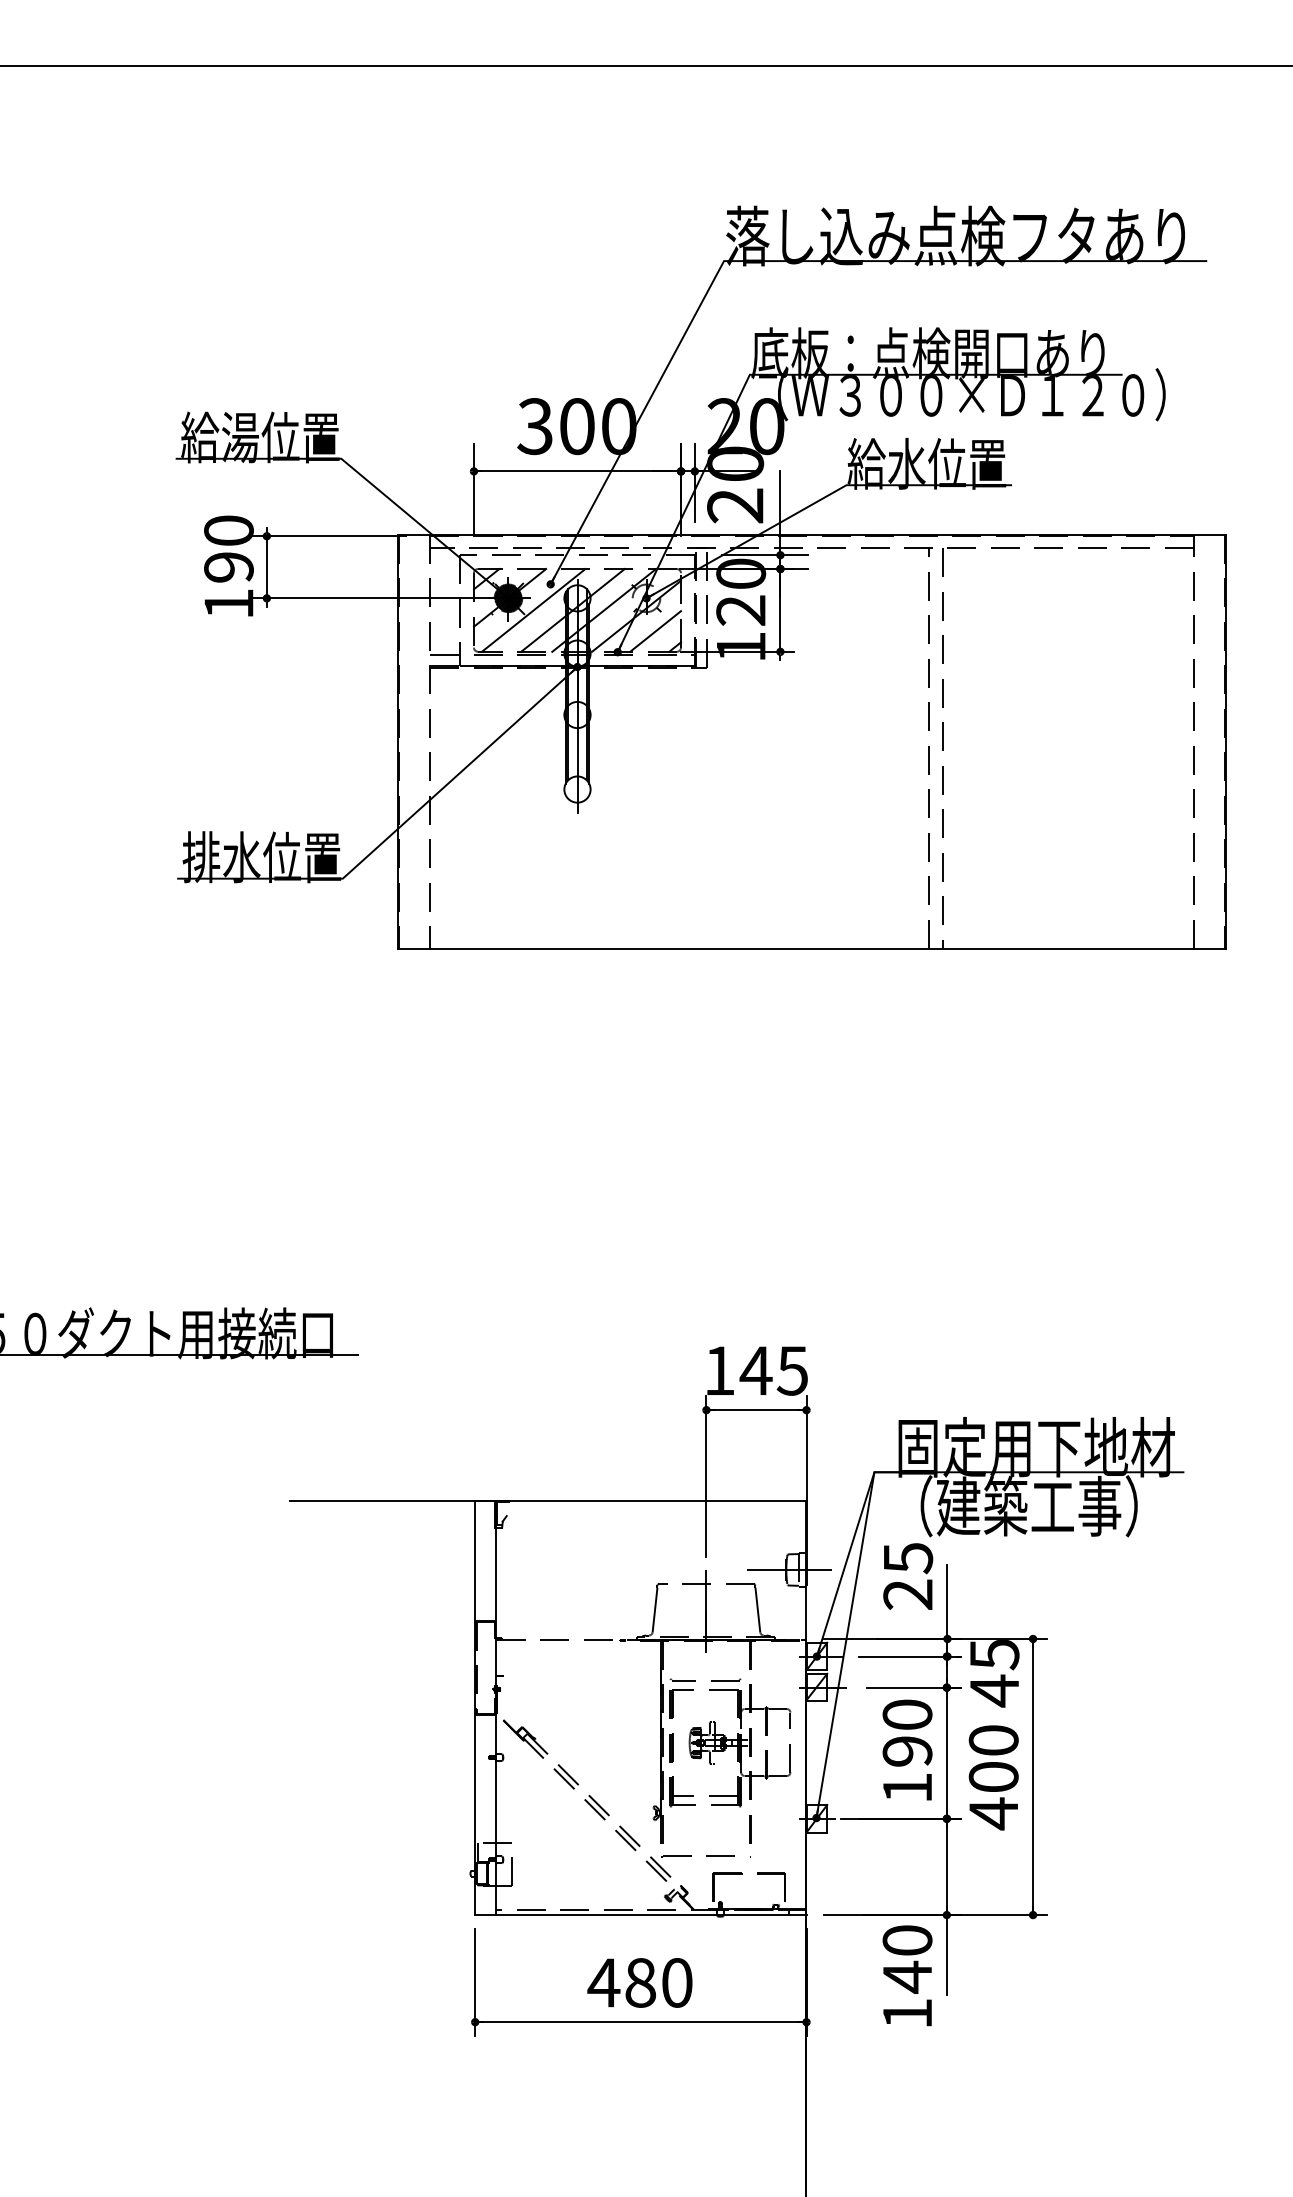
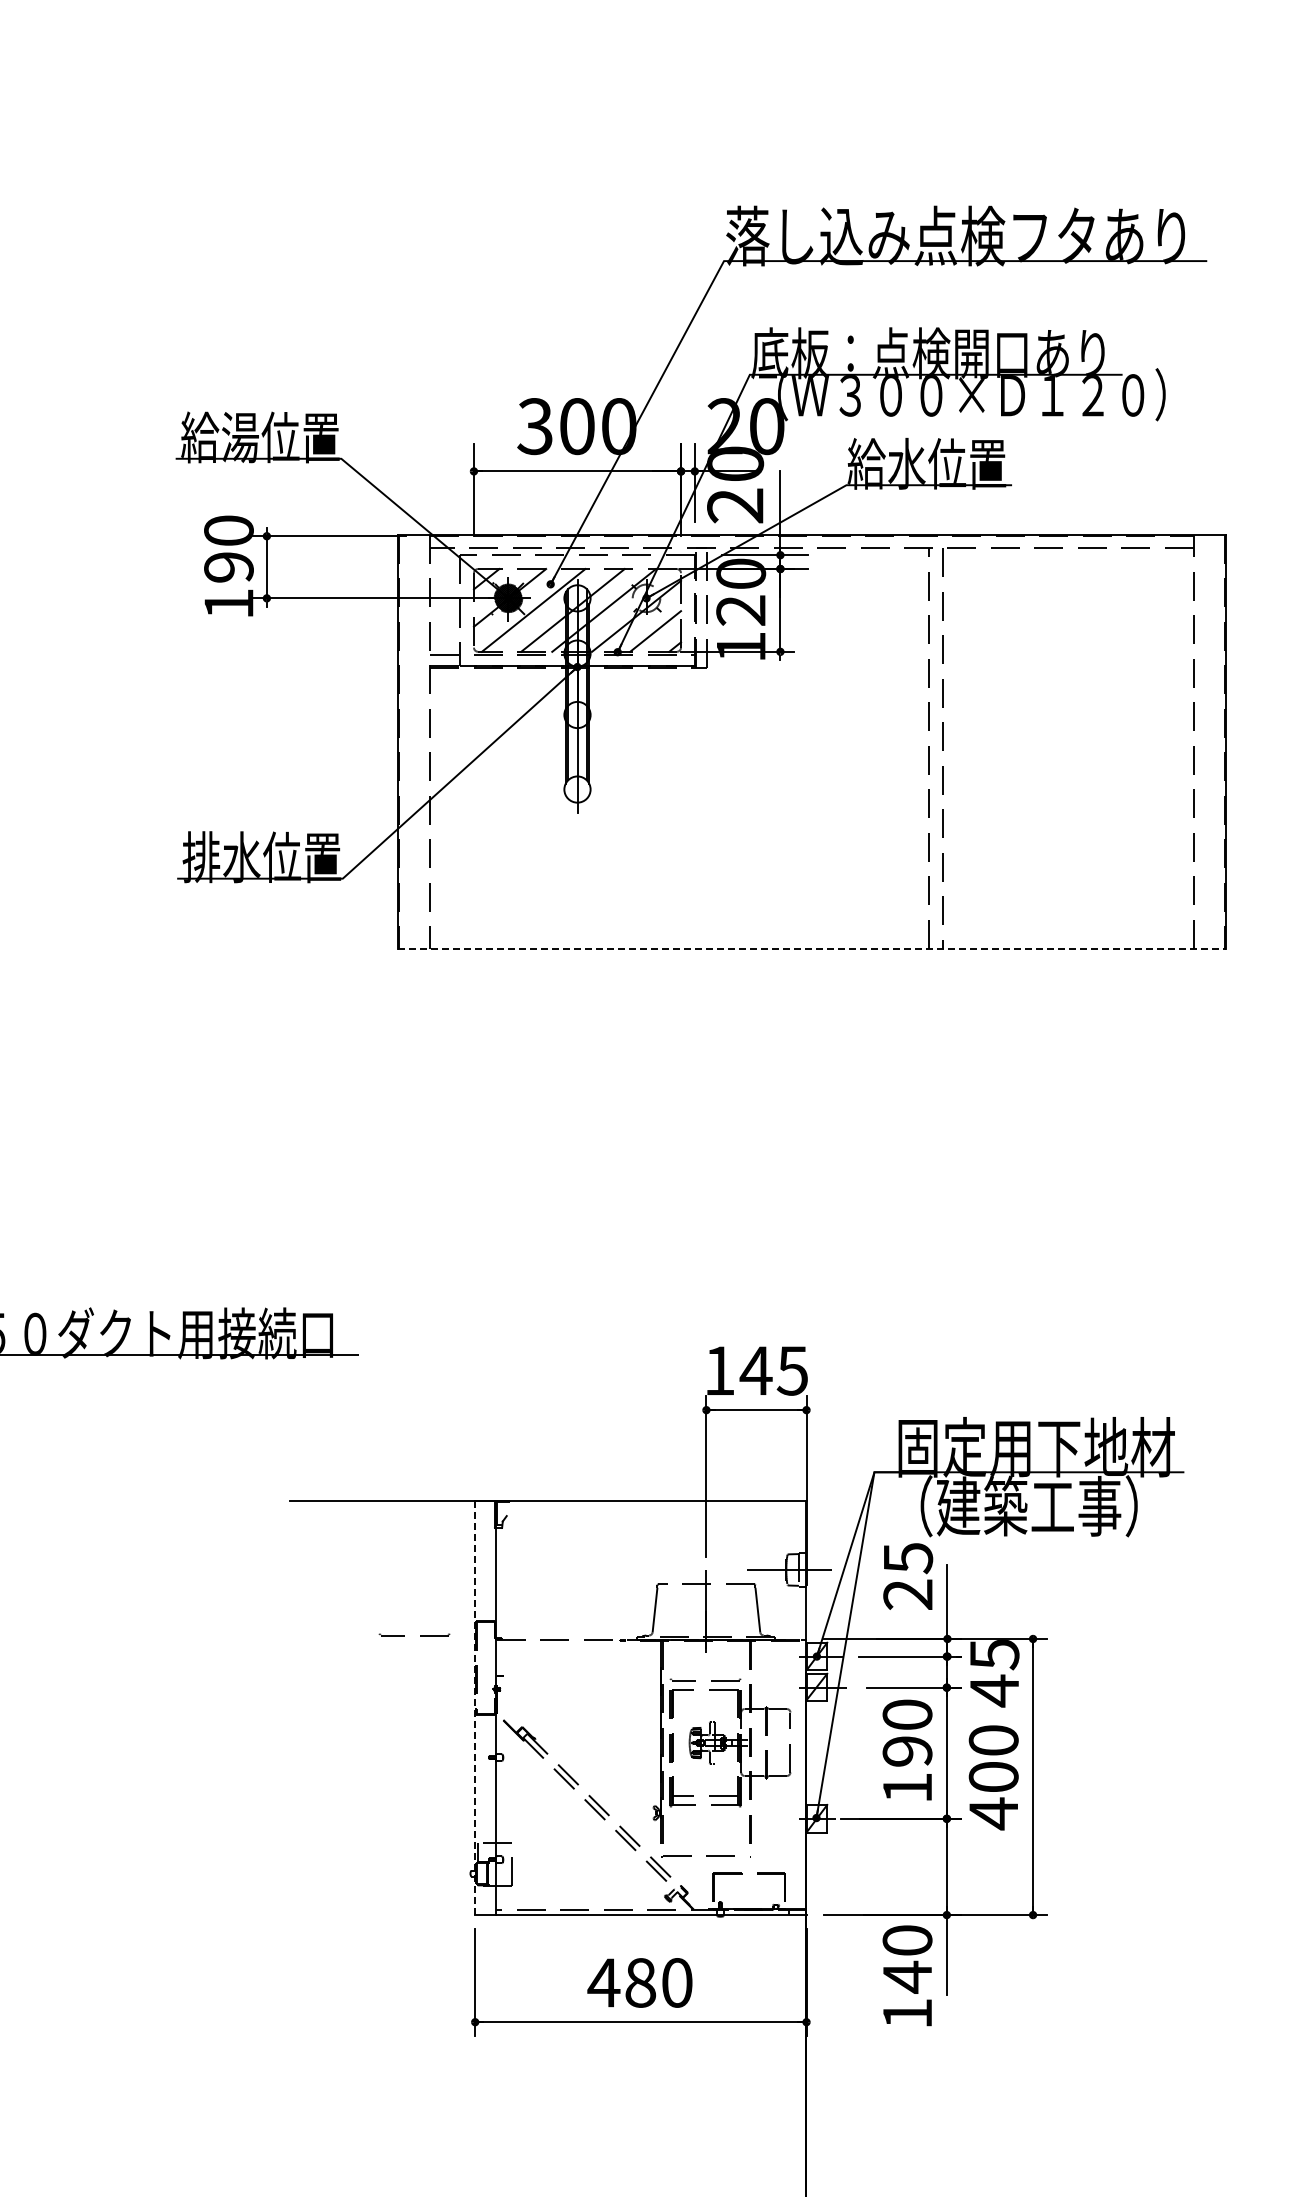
line: present -> none (645, 65)
line: solid -> dashed (812, 949)
part: none -> present (420, 1635)
line: solid -> dashed (475, 1708)
